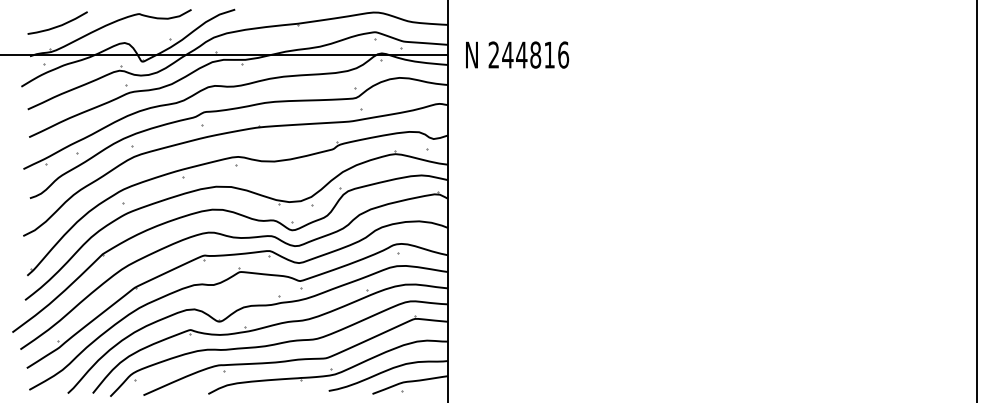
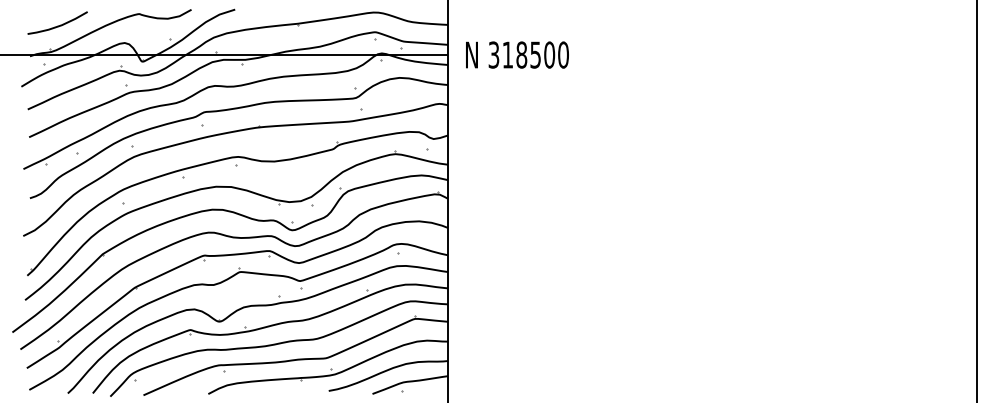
text: 244816 -> 318500 (528, 54)
